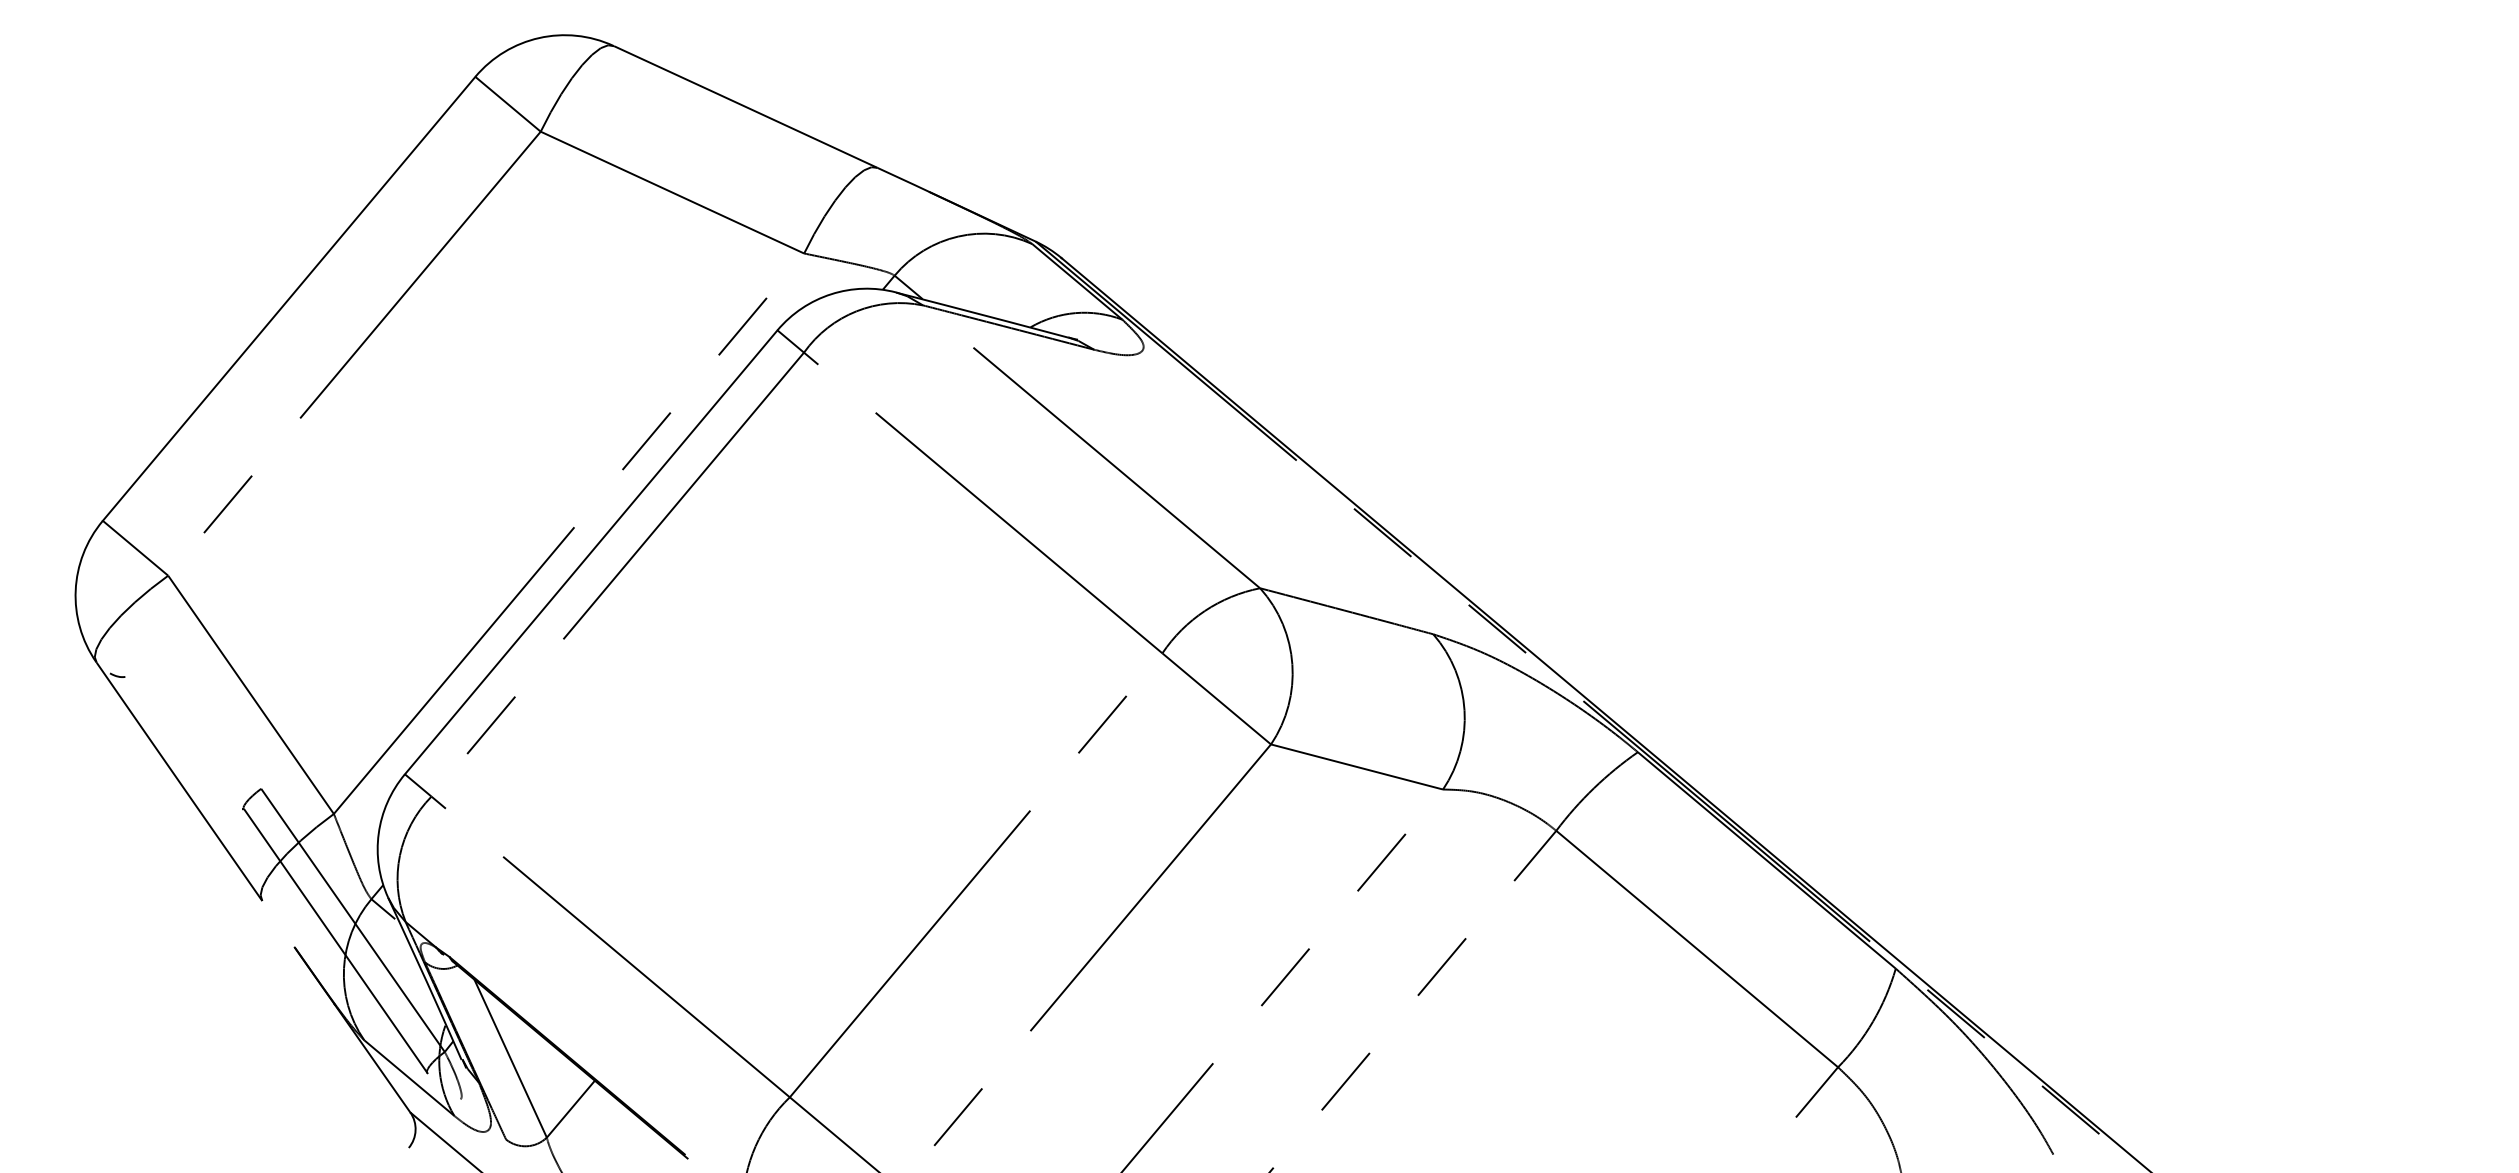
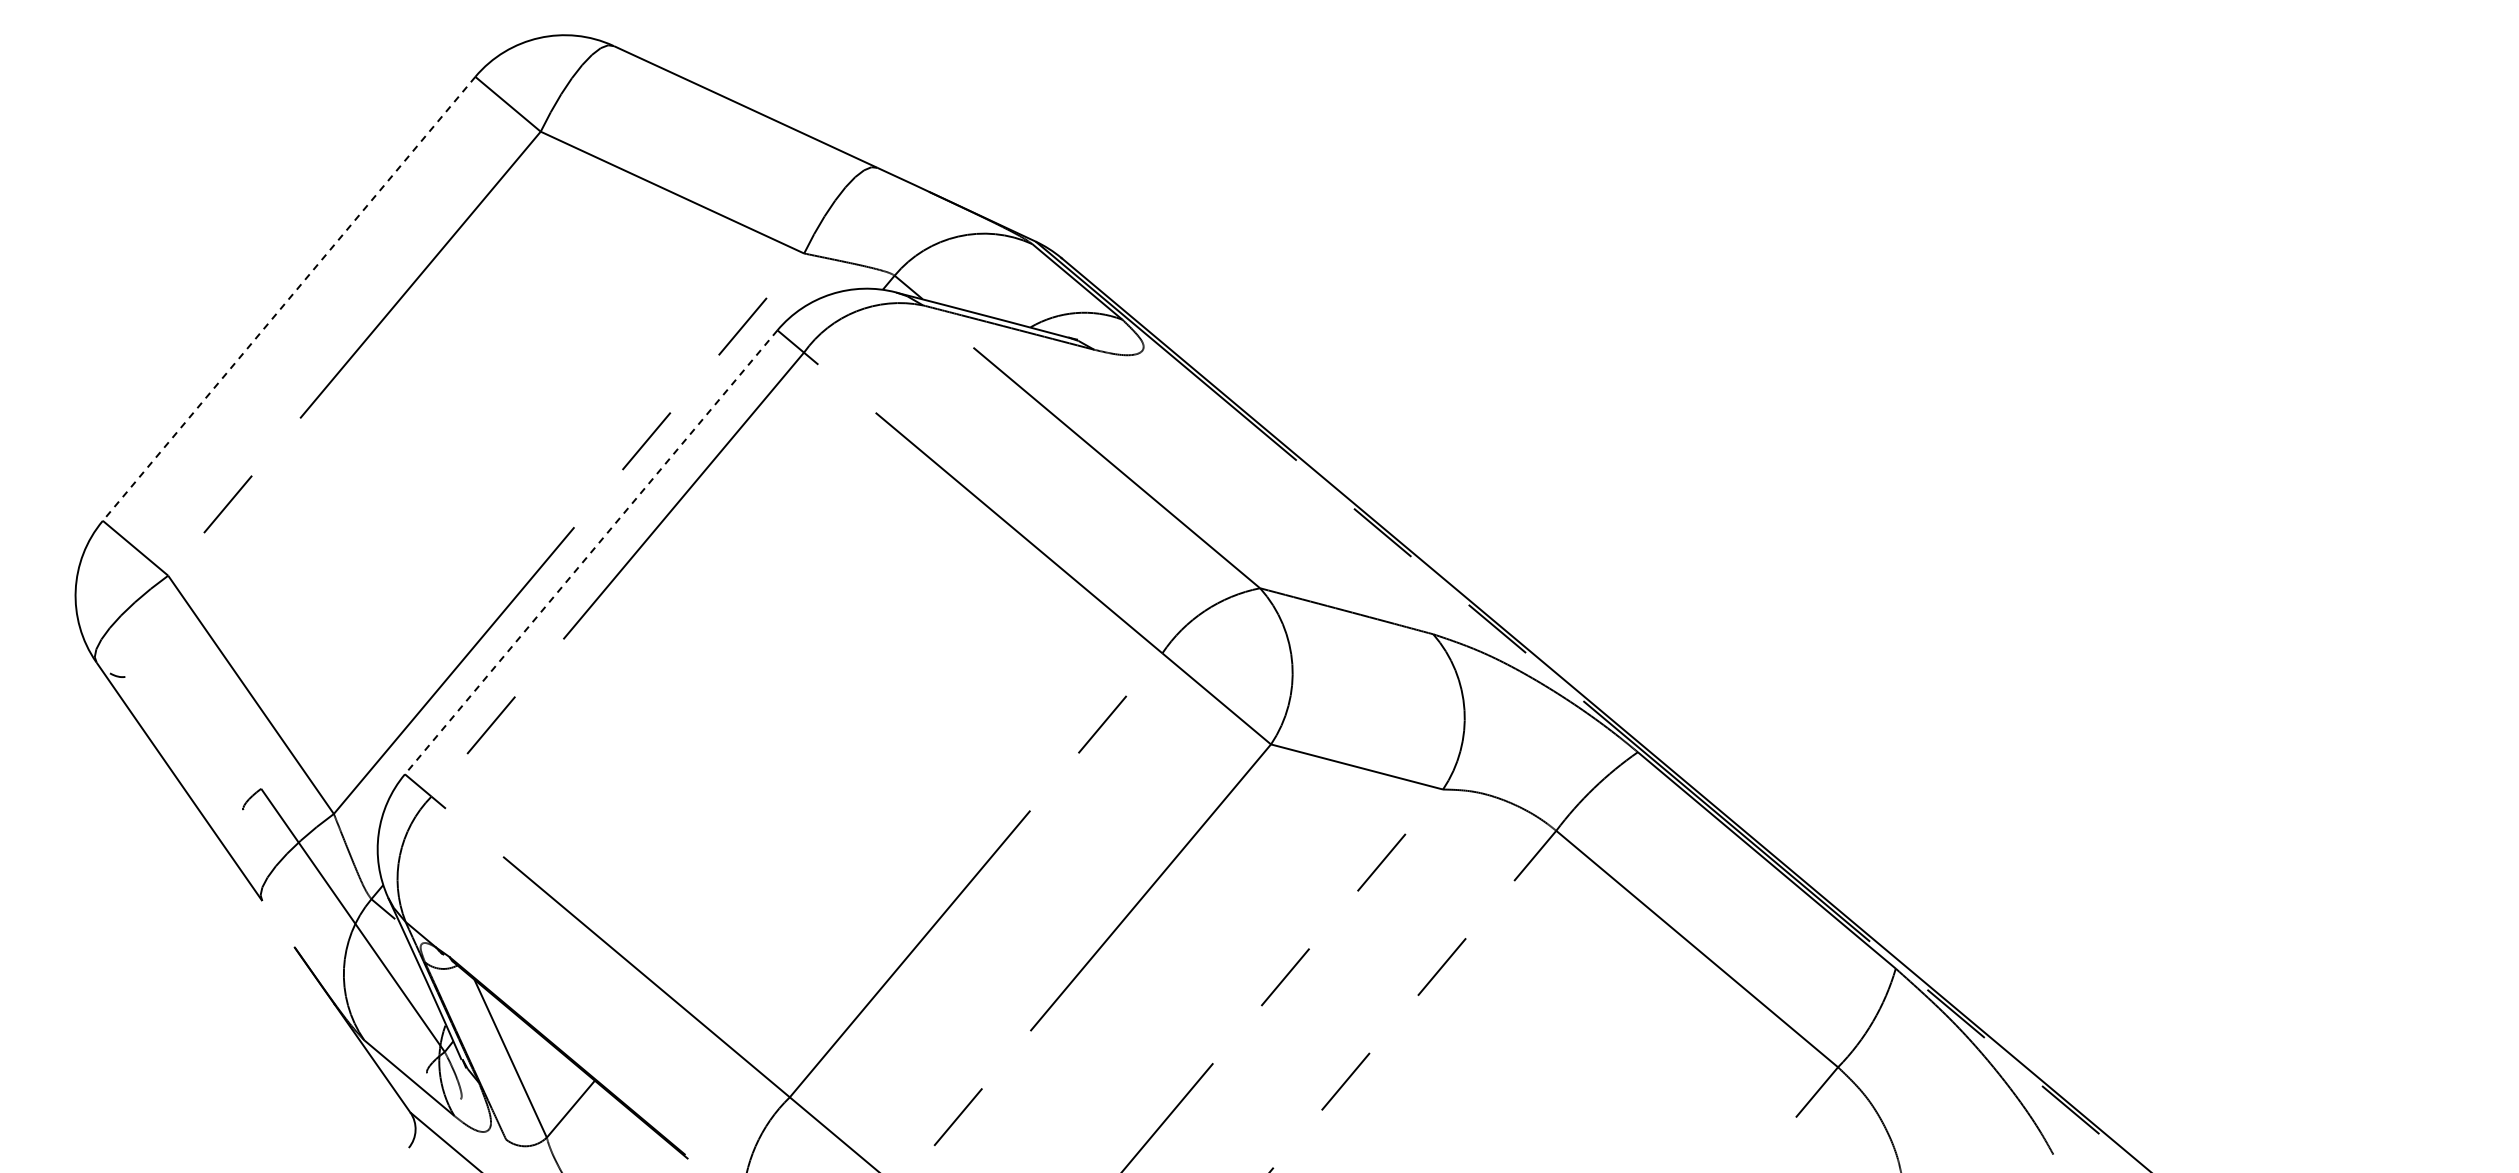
line: solid -> dashed (289, 298)
line: solid -> dashed (591, 552)
line: present -> none (335, 941)
